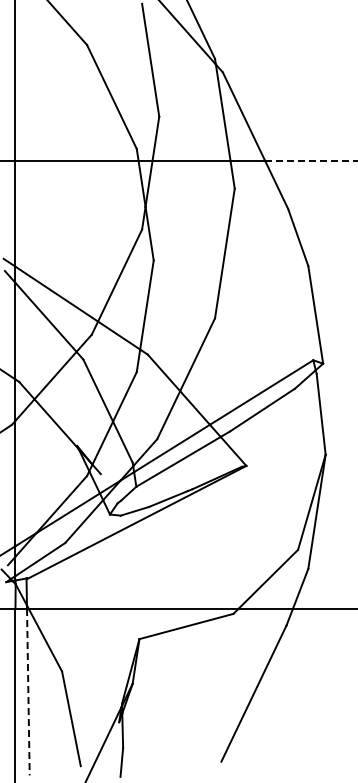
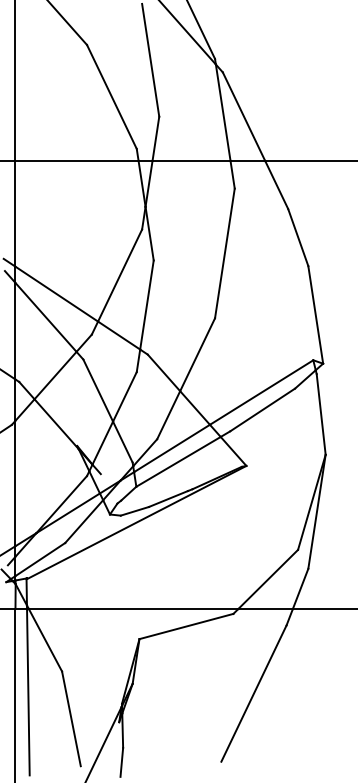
line: dashed -> solid (311, 160)
line: dashed -> solid (28, 692)
